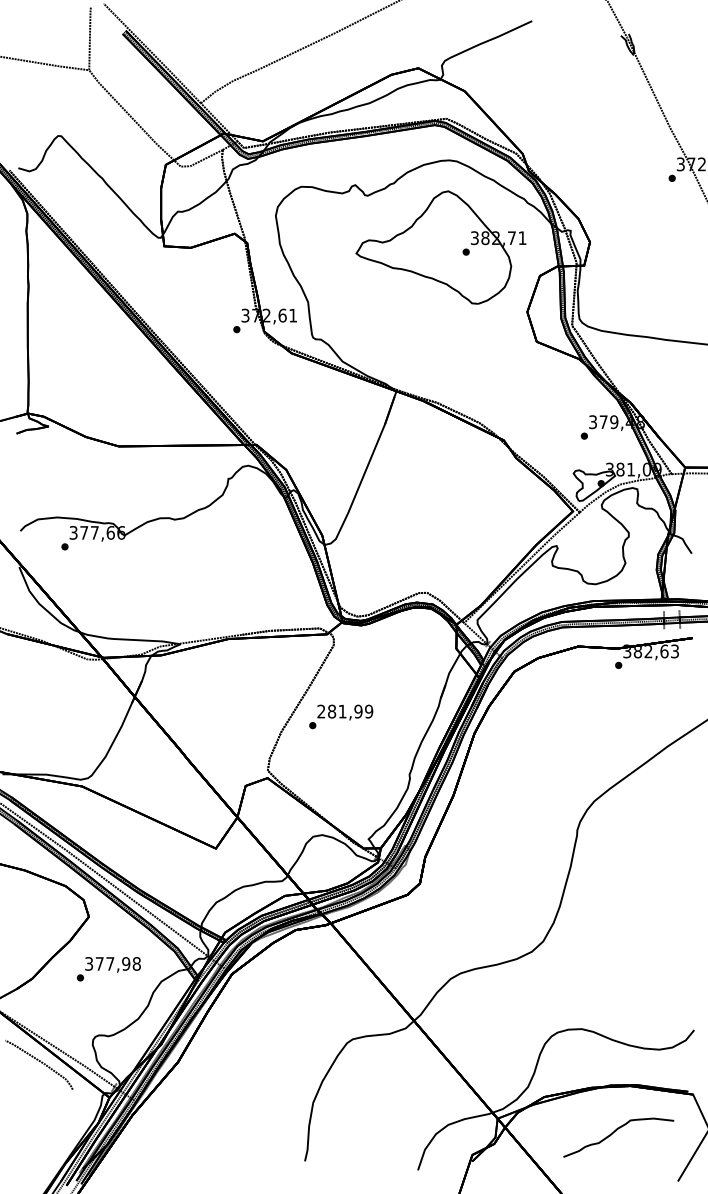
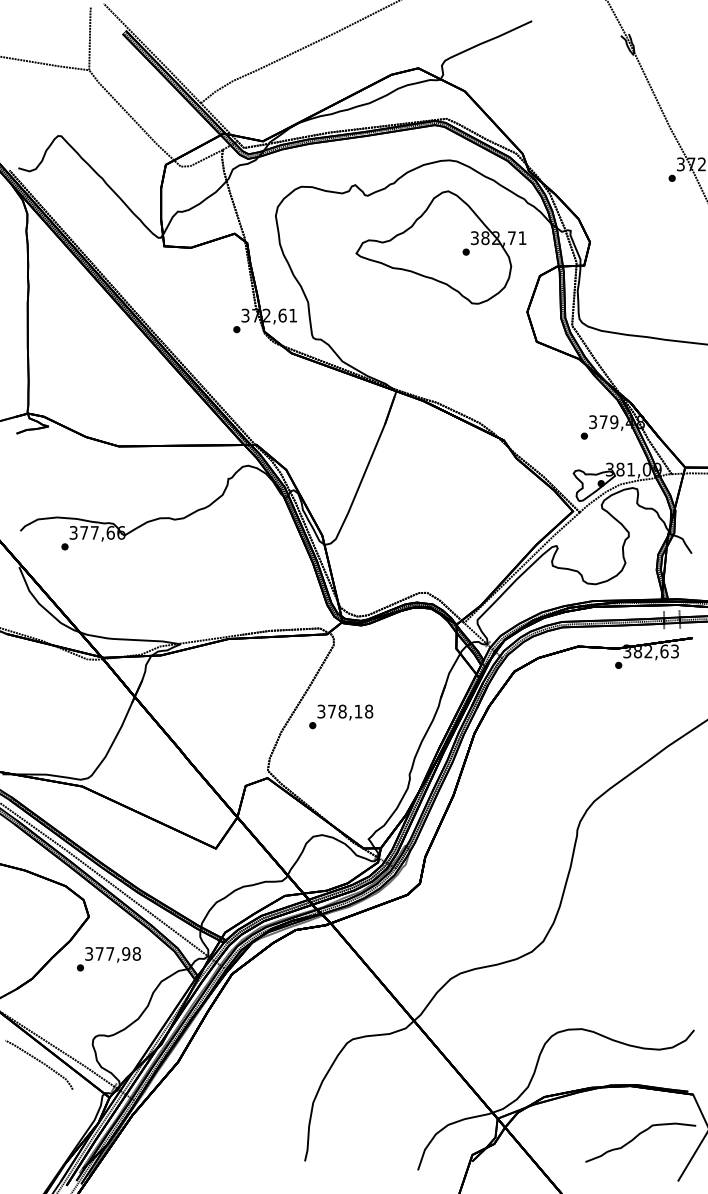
text: 281,99 -> 378,18 (345, 711)
text position: (108, 969) -> (108, 959) (108, 959)
curve position: (616, 1131) -> (638, 1136) (638, 1136)
